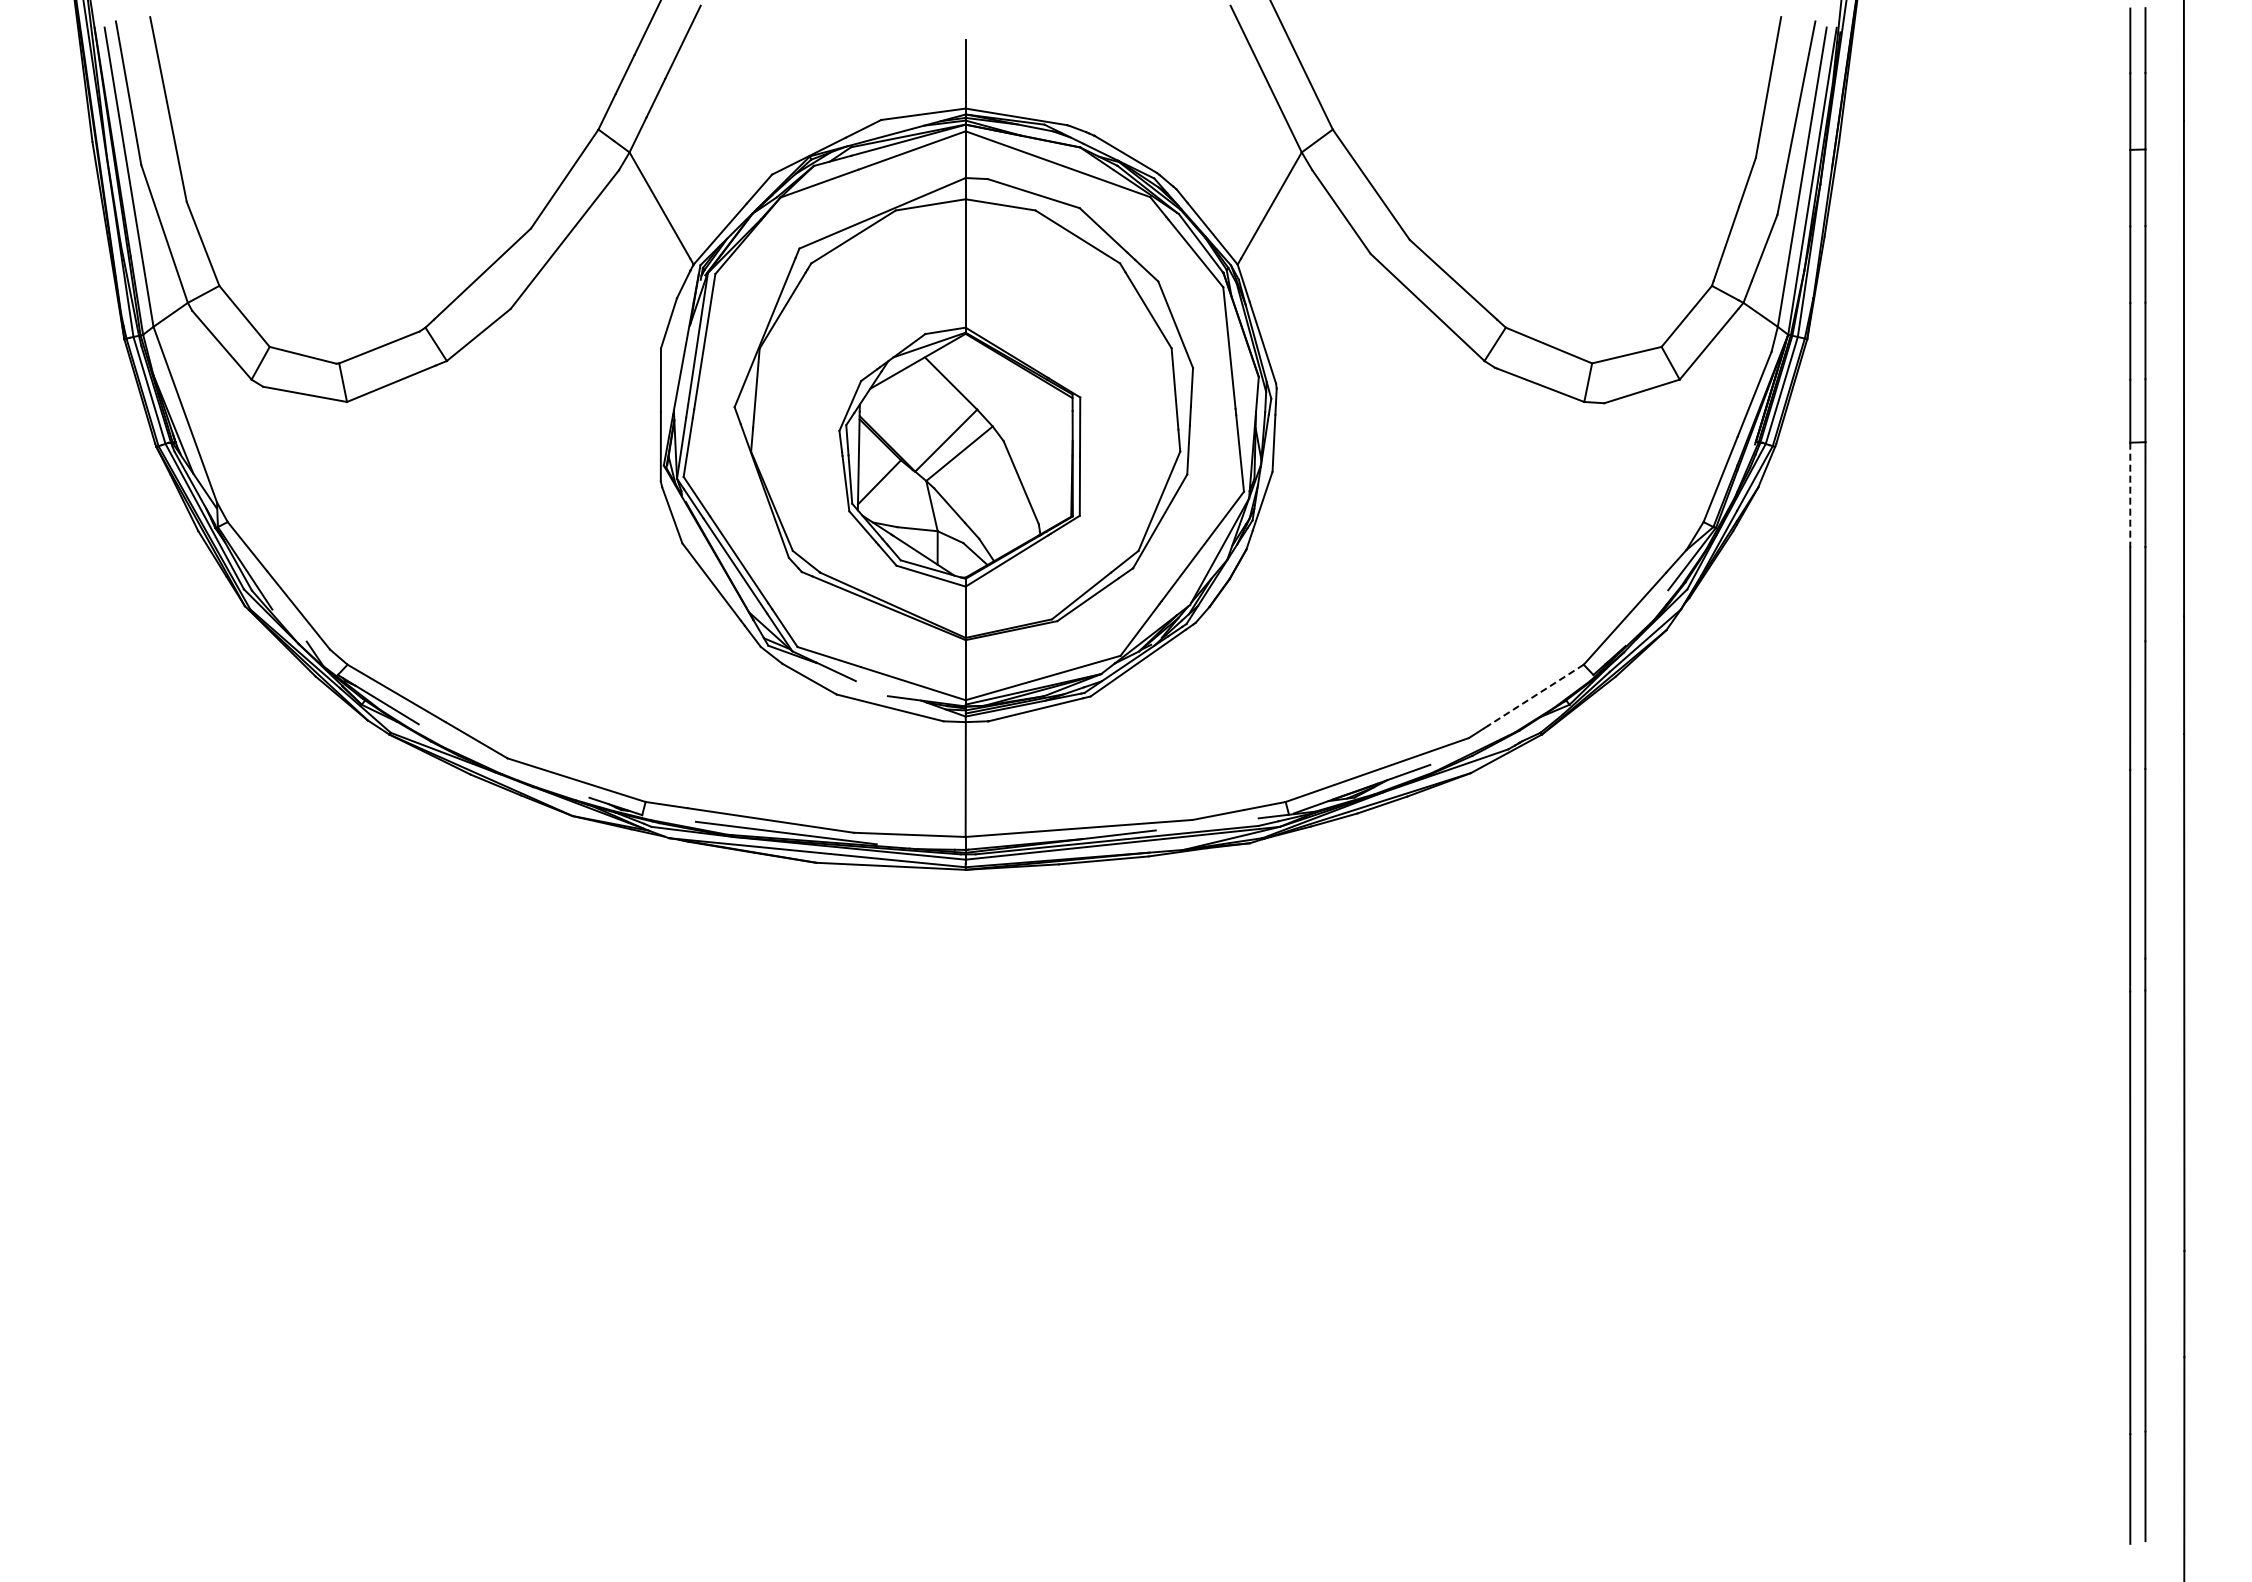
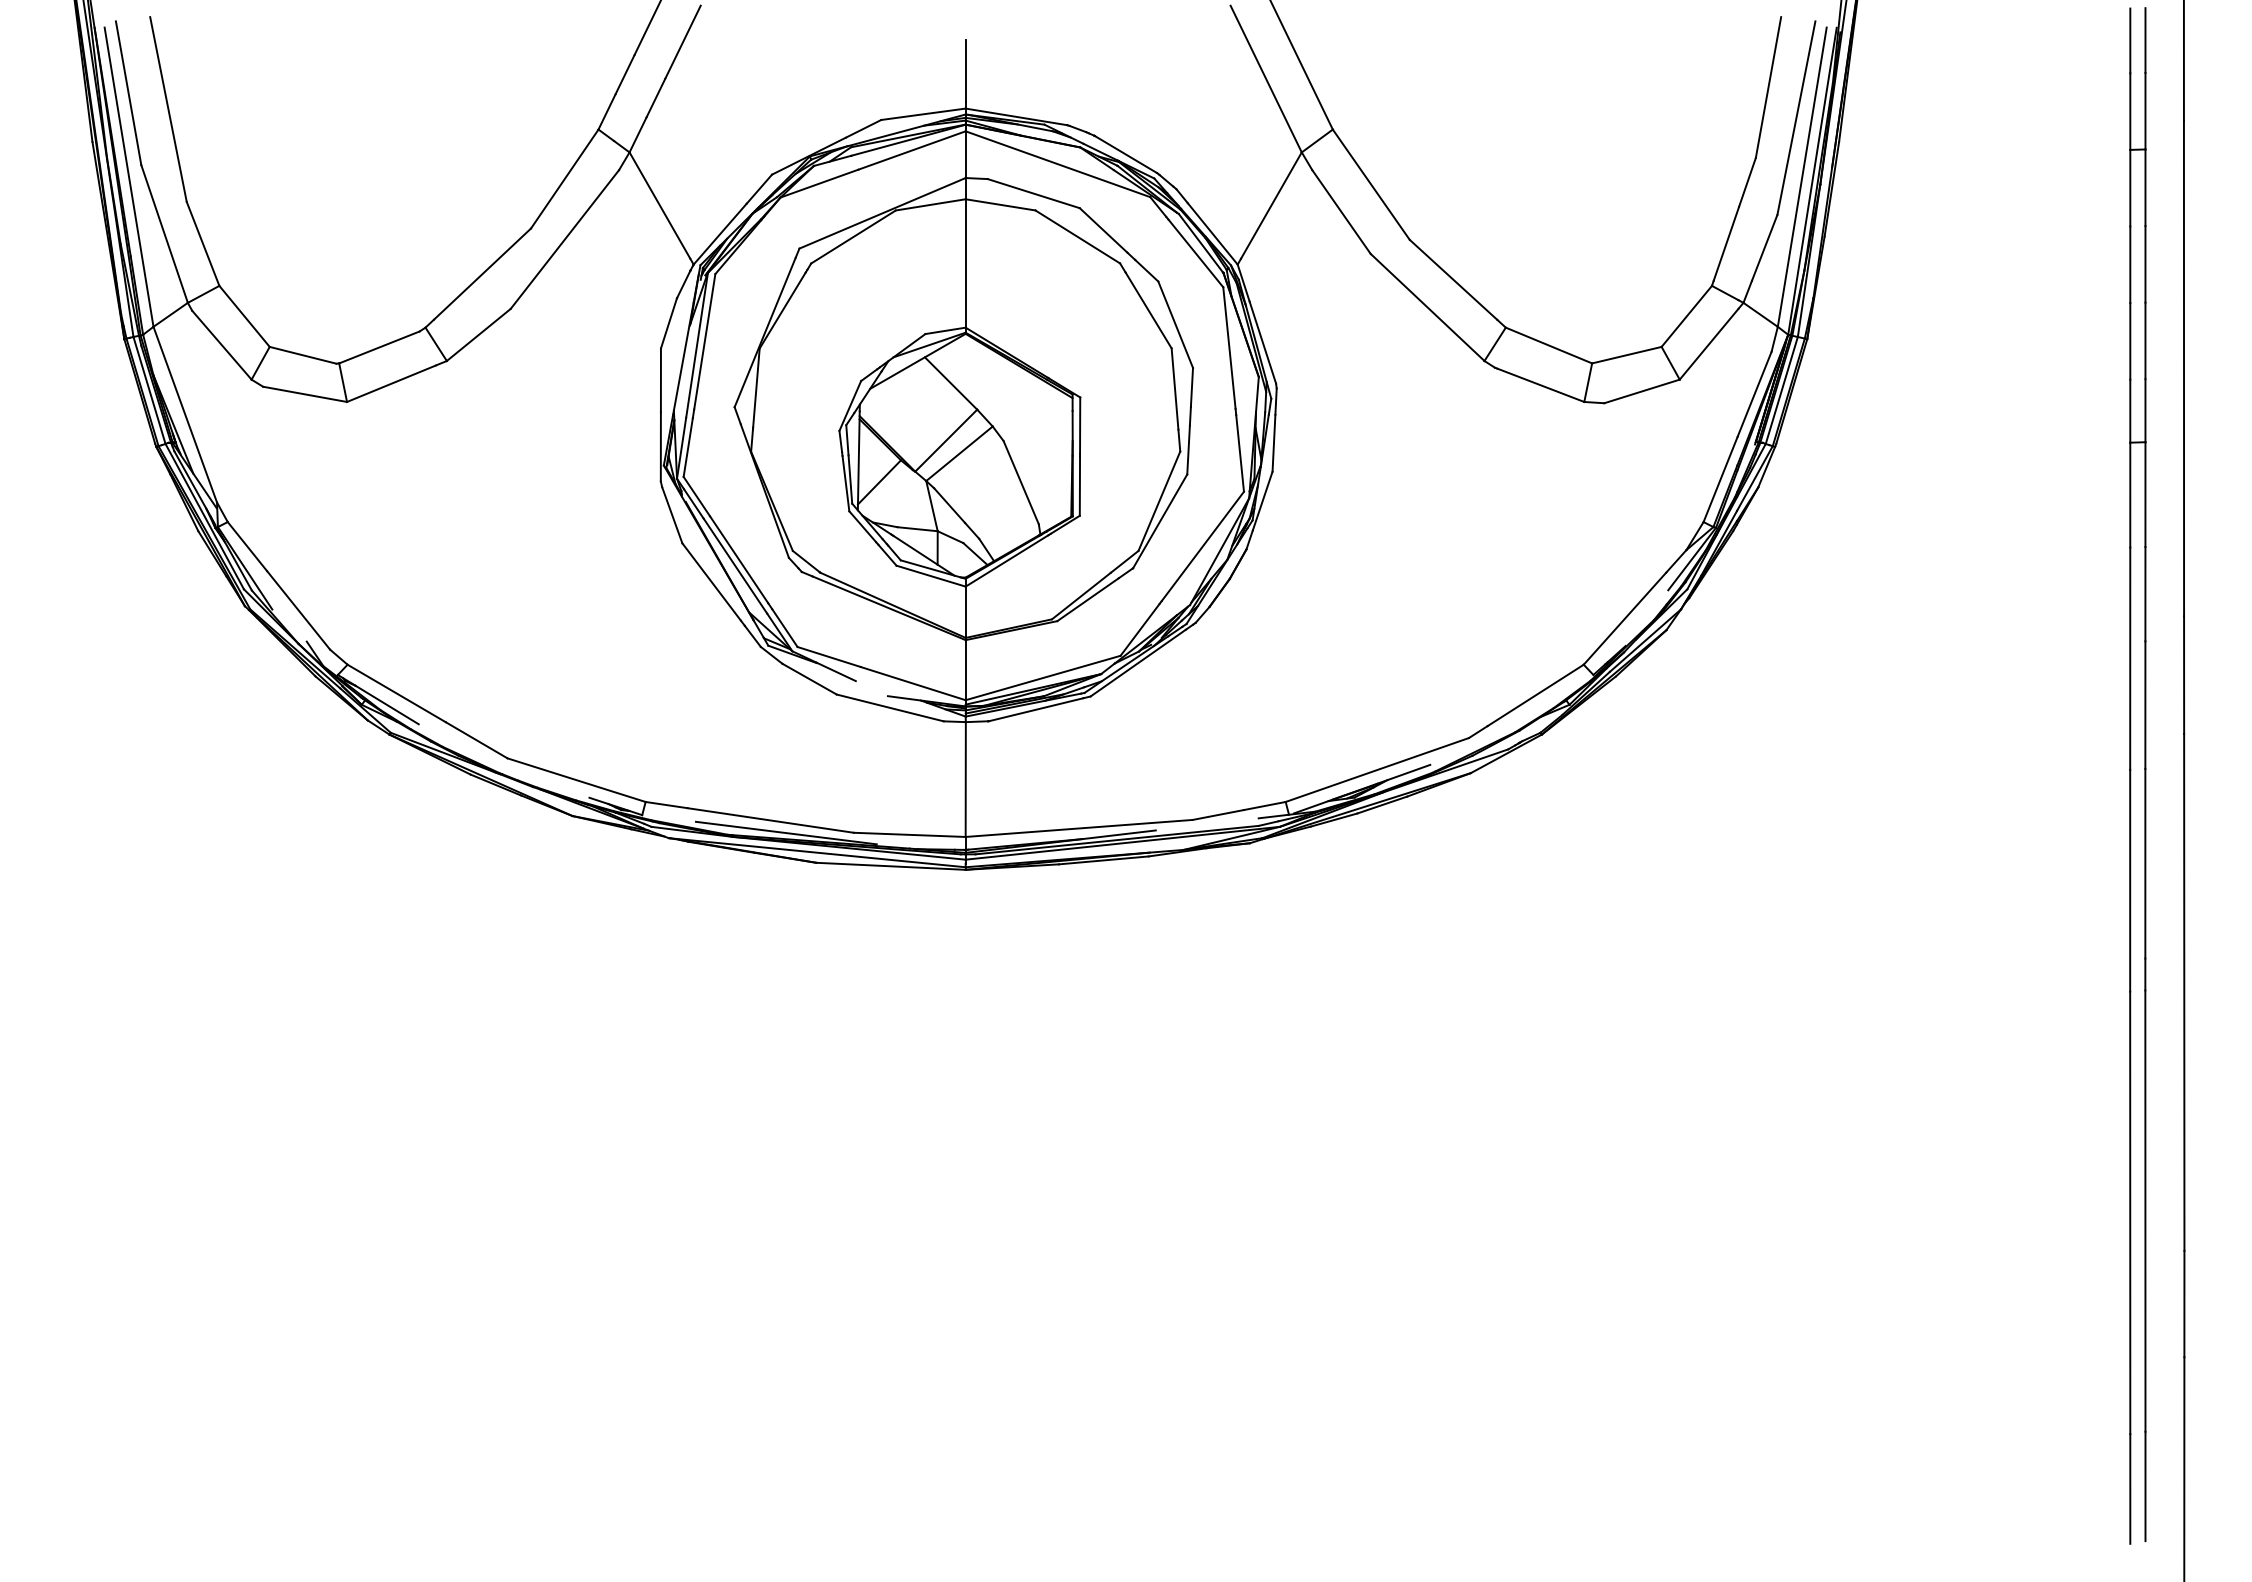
line: dashed -> solid (2130, 495)
line: dashed -> solid (1535, 695)
